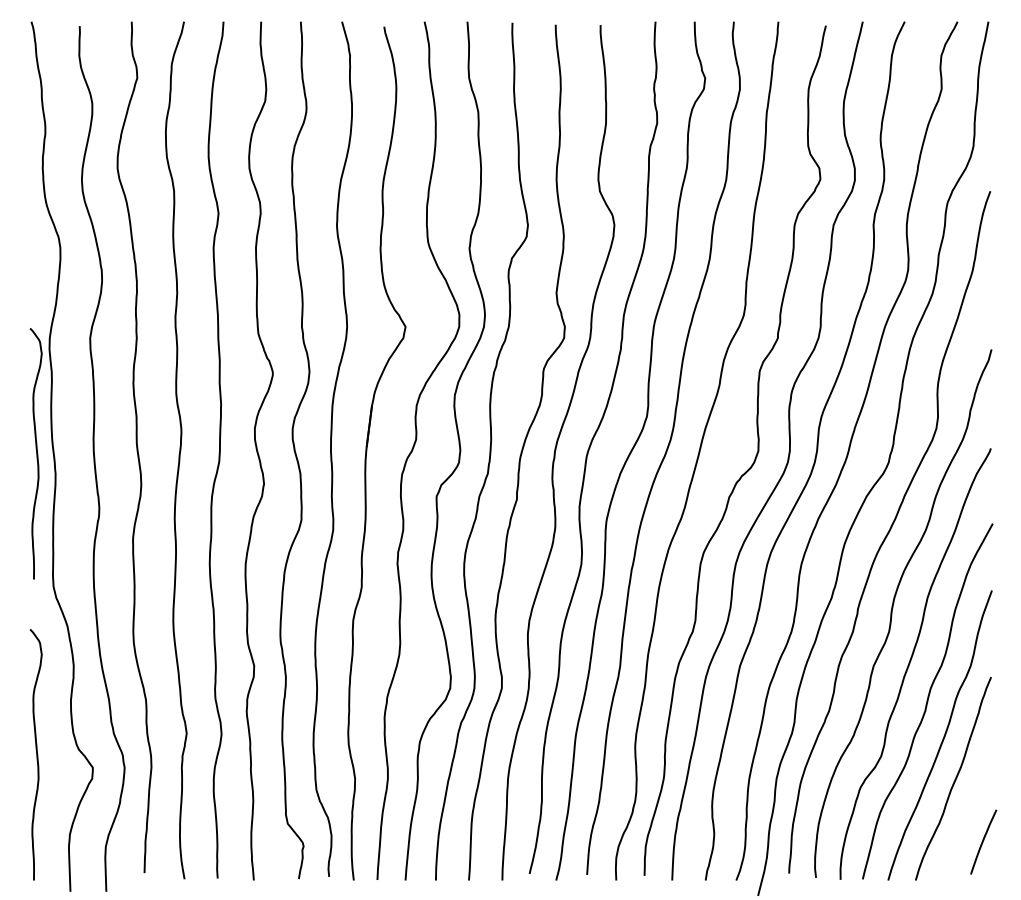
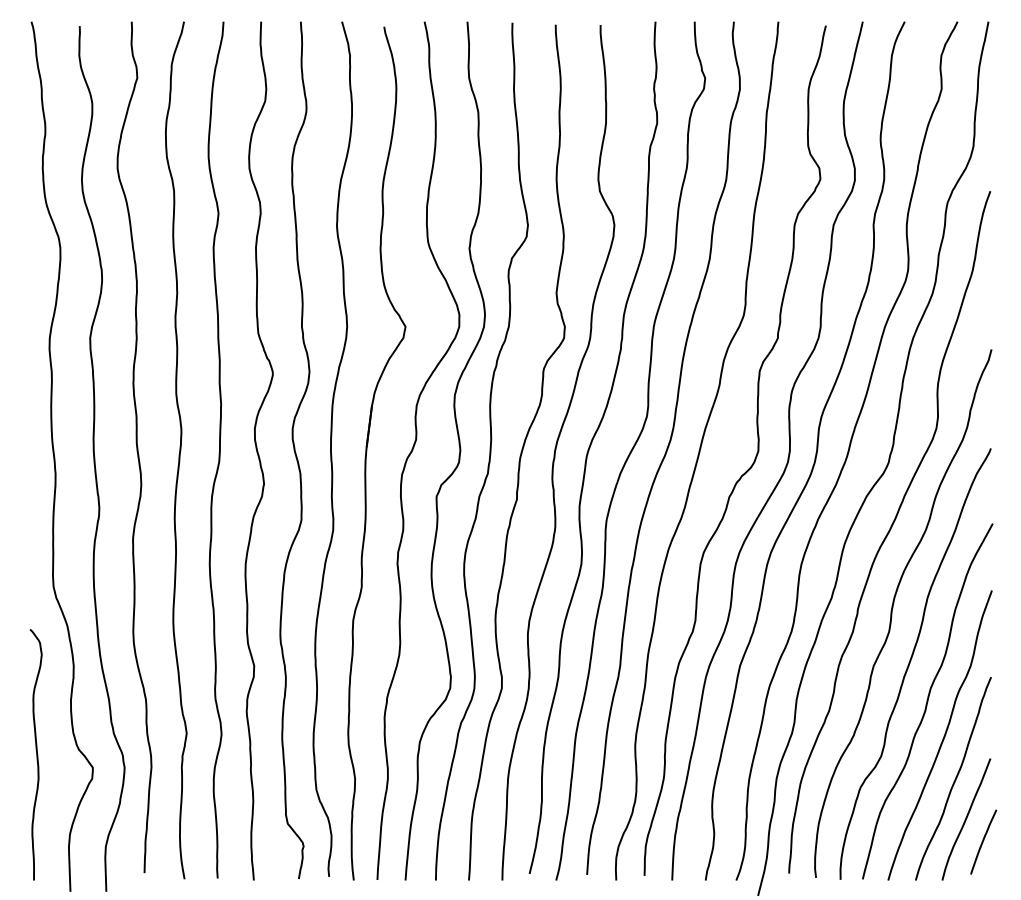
curve: present -> none (36, 453)
curve: none -> present (966, 819)
